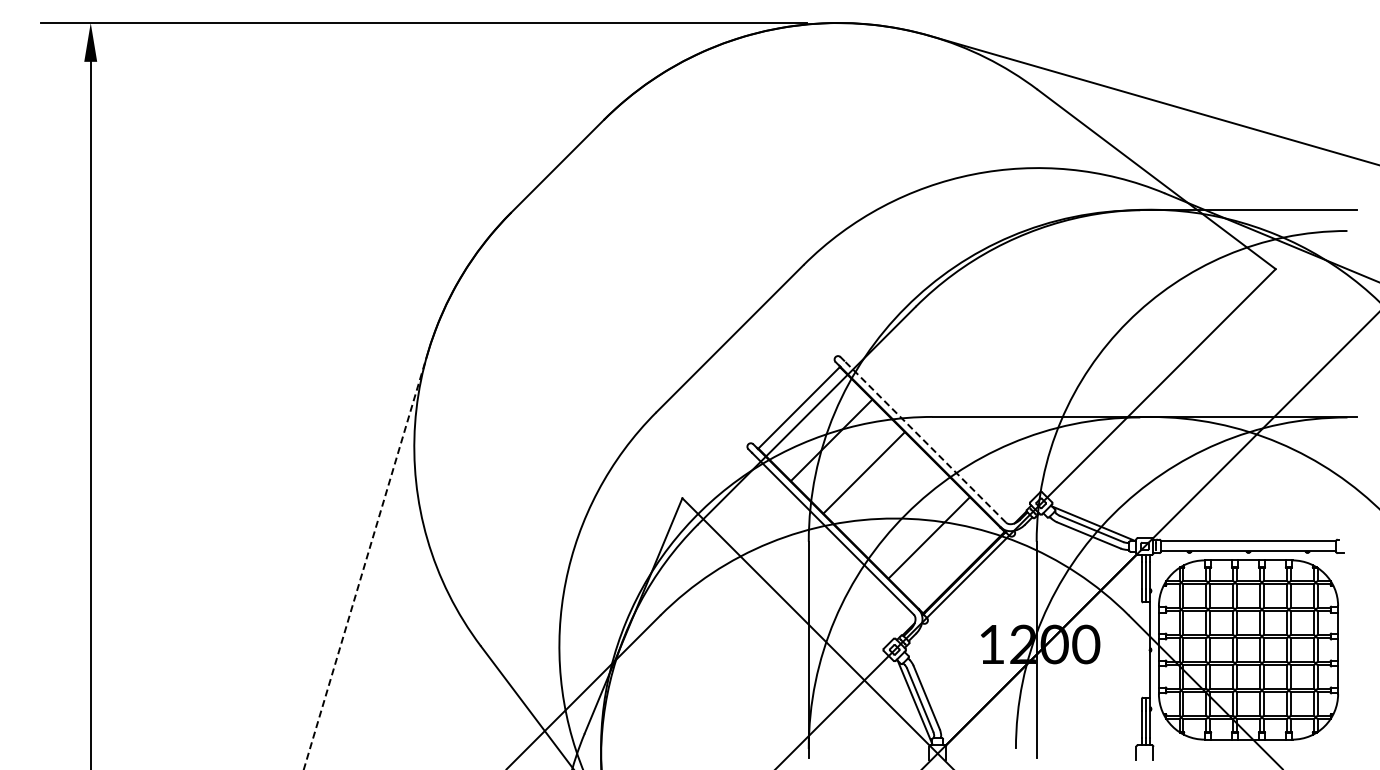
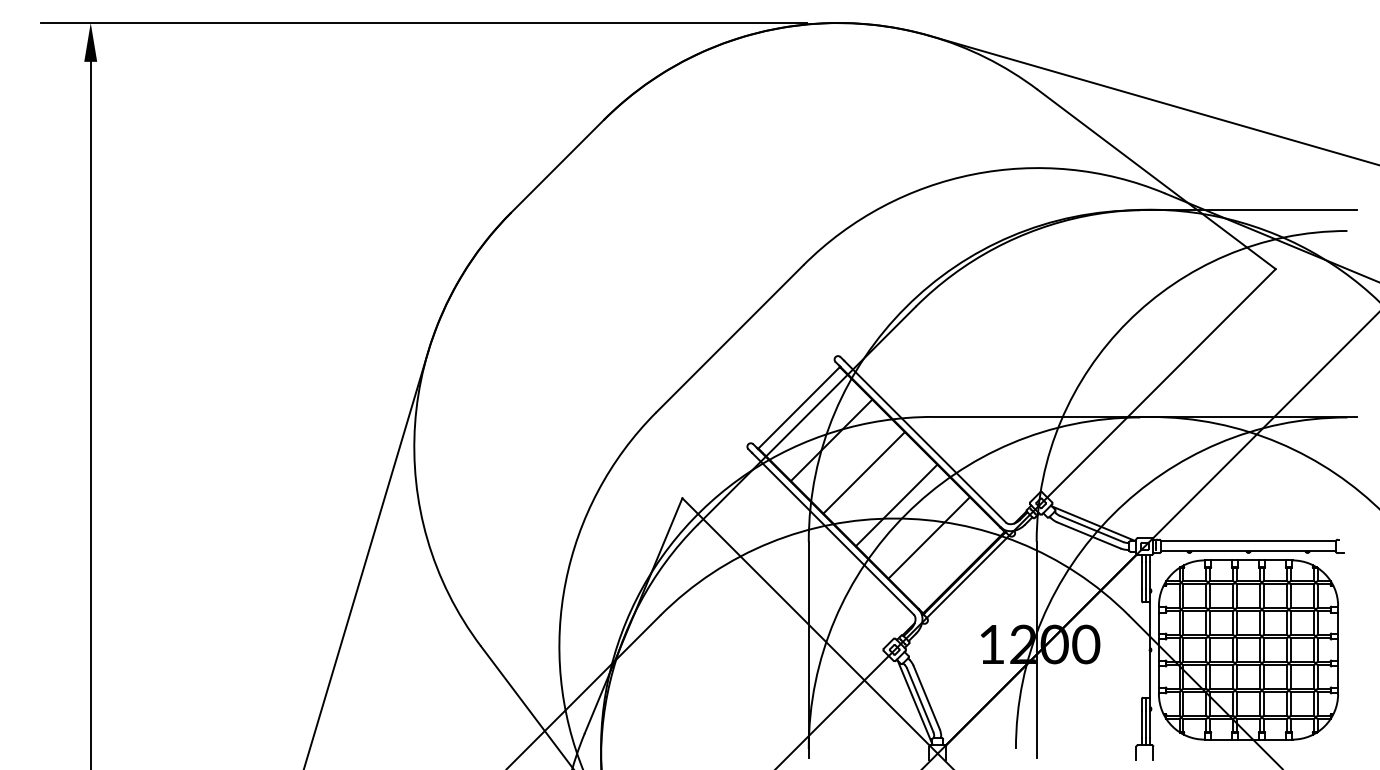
line: dashed -> solid (924, 441)
line: none -> present (896, 505)
line: dashed -> solid (365, 561)
